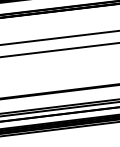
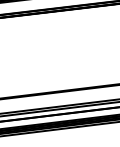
line: present -> none (59, 37)
line: present -> none (59, 49)
